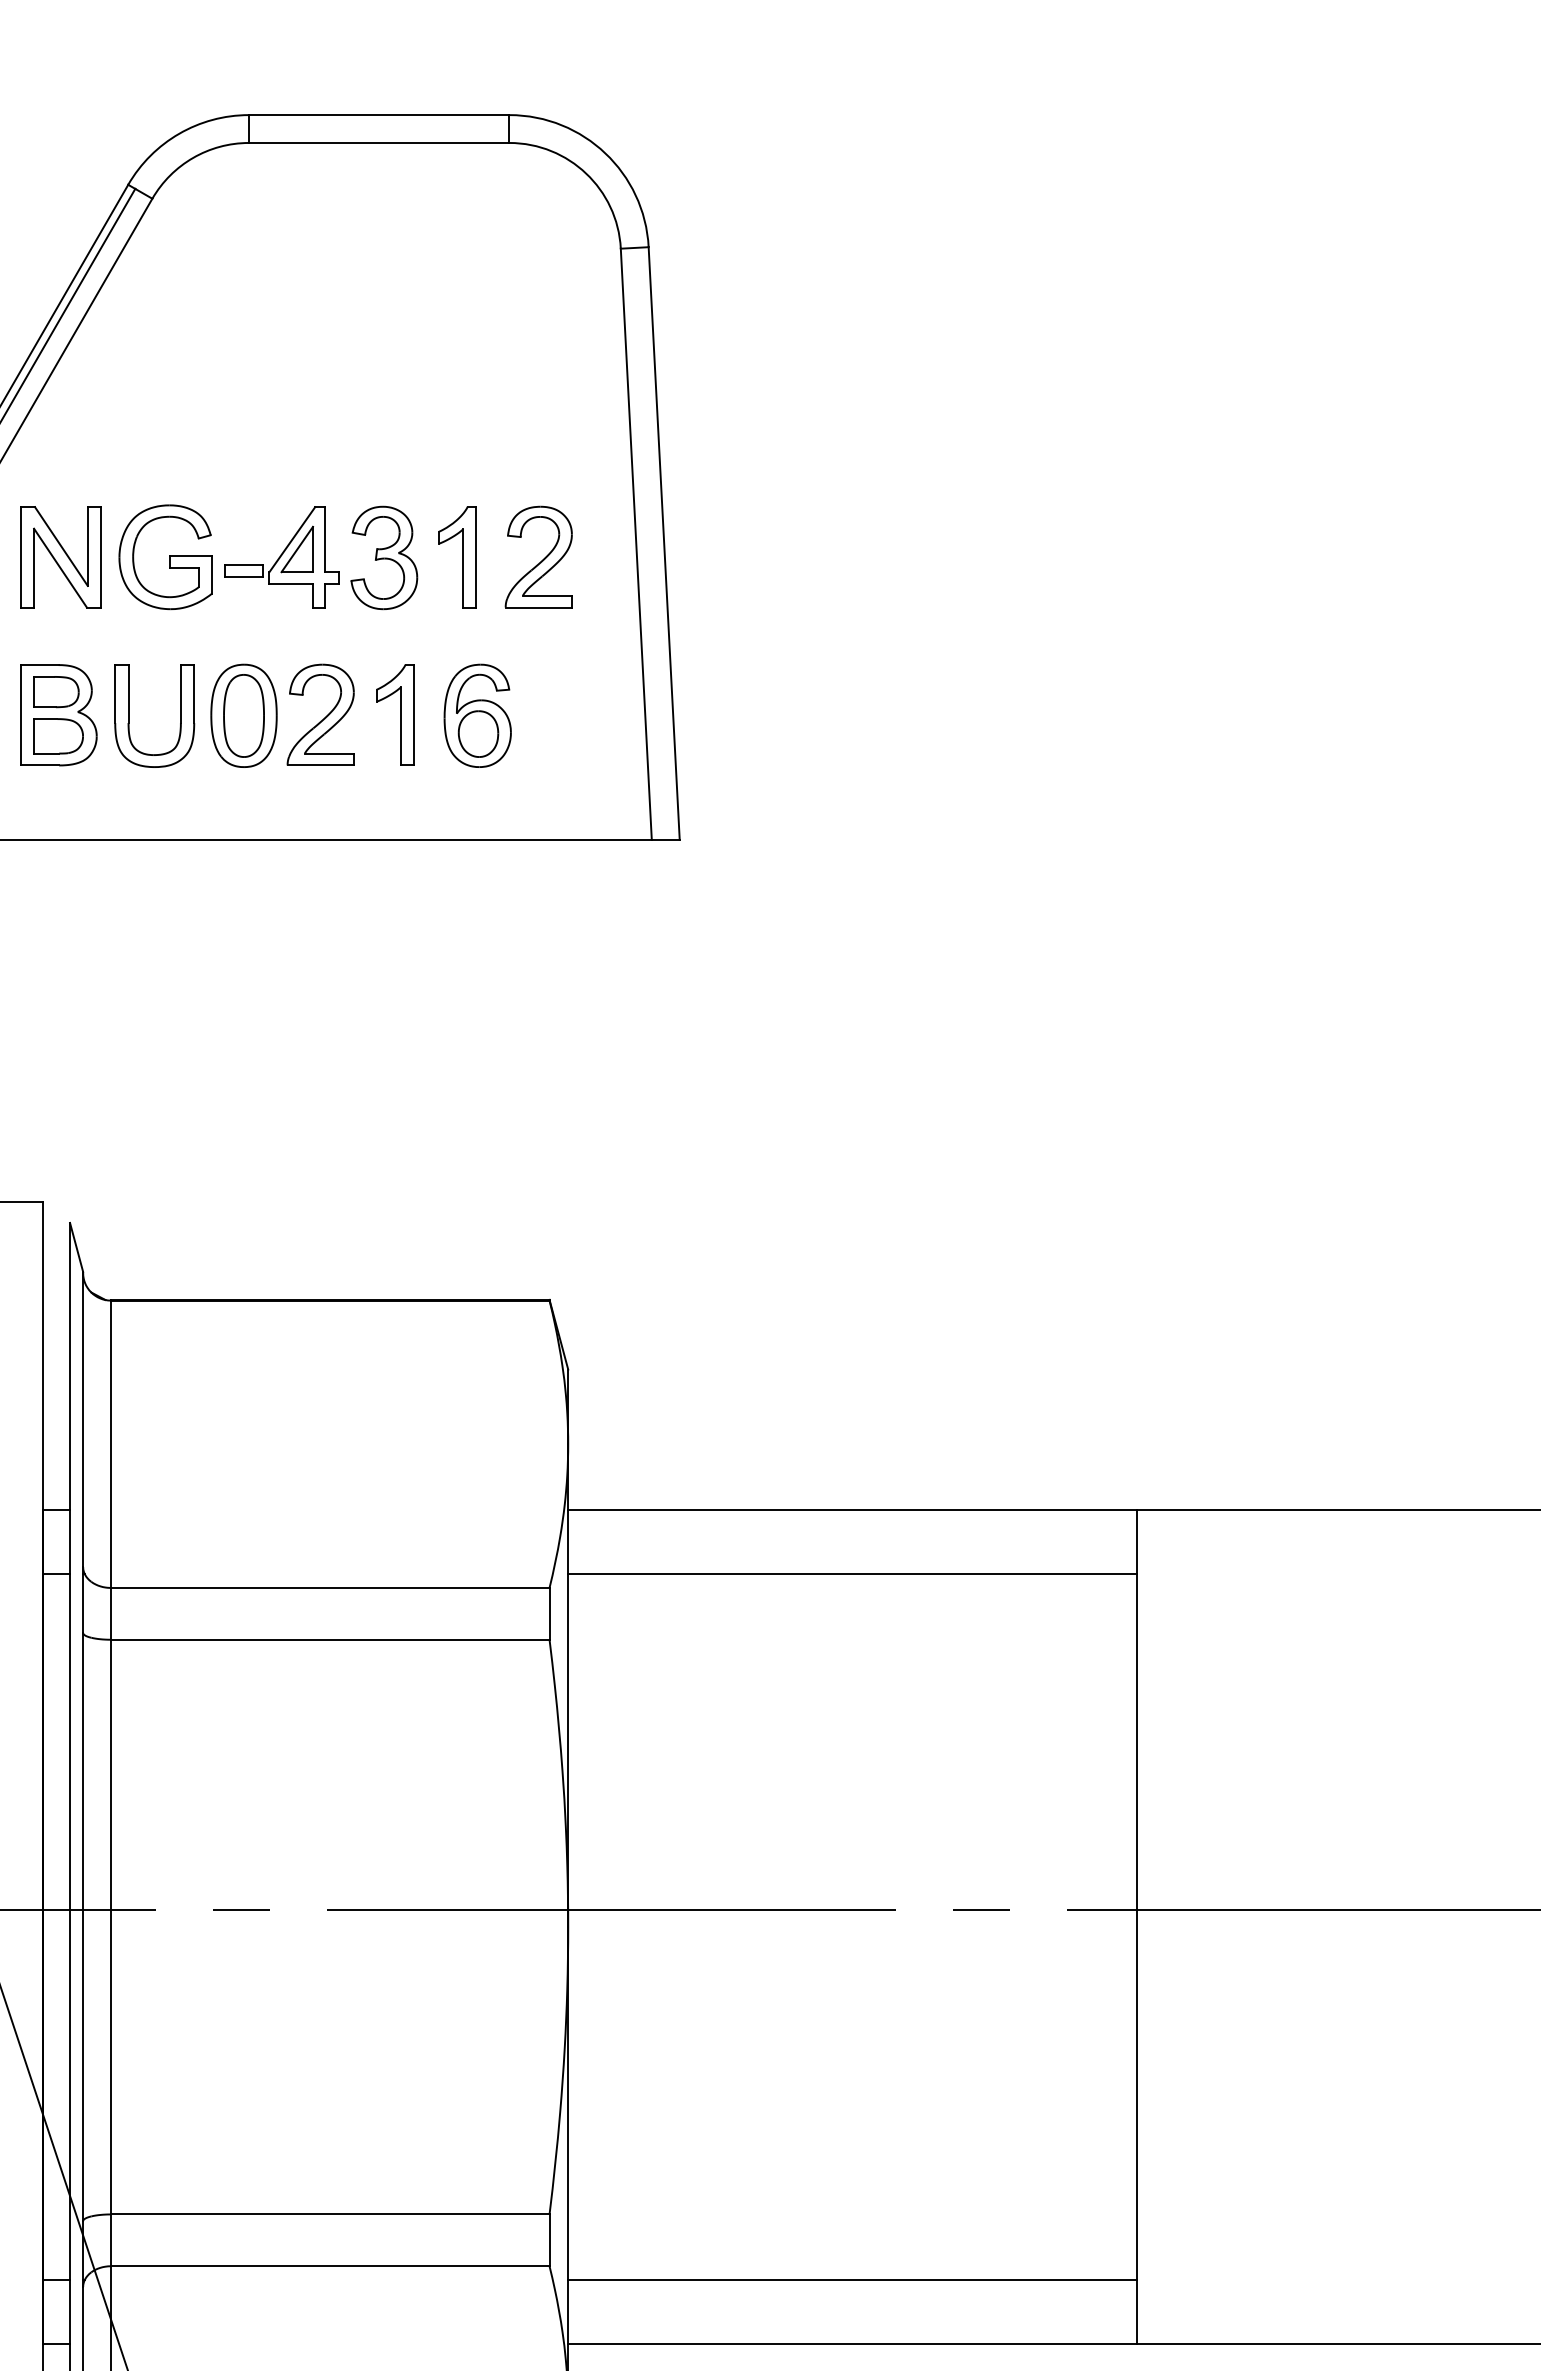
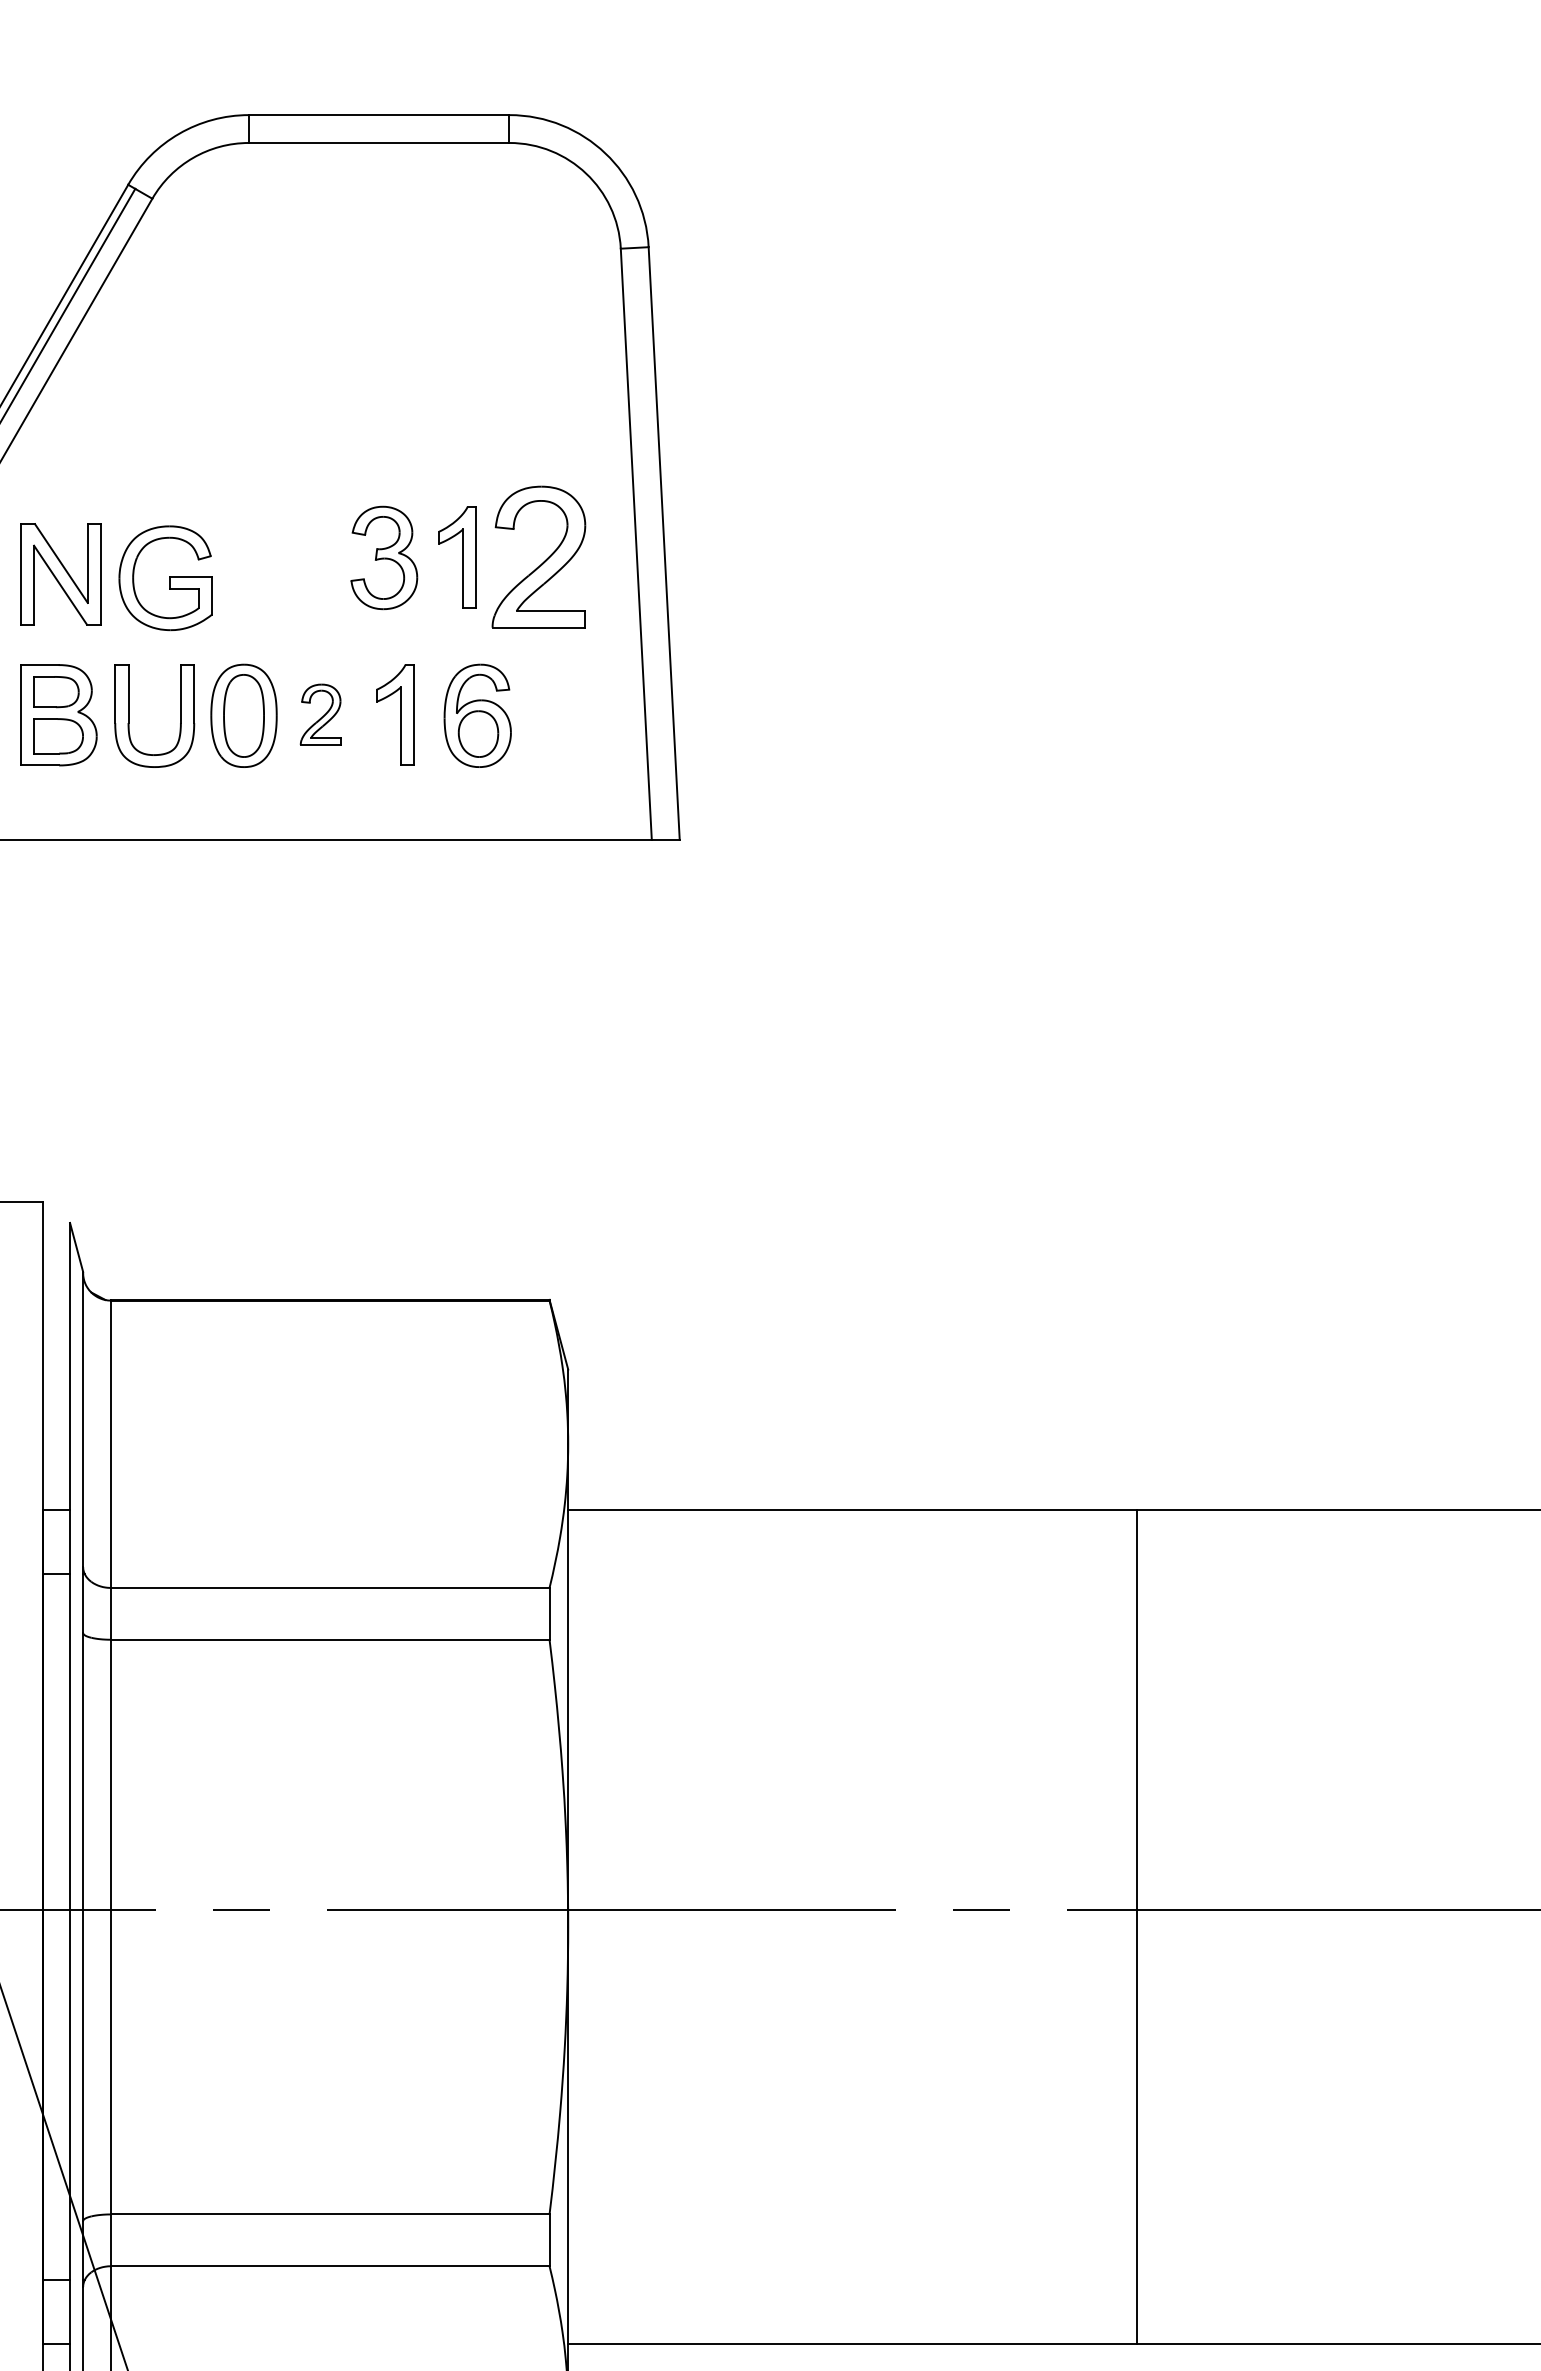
part size: 69x104 px -> 96x144 px (538, 556)
part position: (60, 557) -> (60, 574) (60, 574)
part position: (165, 557) -> (165, 578) (165, 578)
part: present -> none (281, 557)
part size: 69x103 px -> 43x63 px (320, 714)
line: present -> none (852, 1573)
line: present -> none (852, 2280)
